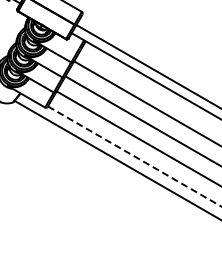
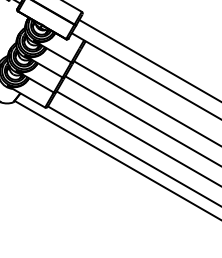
line position: (147, 66) -> (148, 60) (148, 60)
line: dashed -> solid (135, 156)
